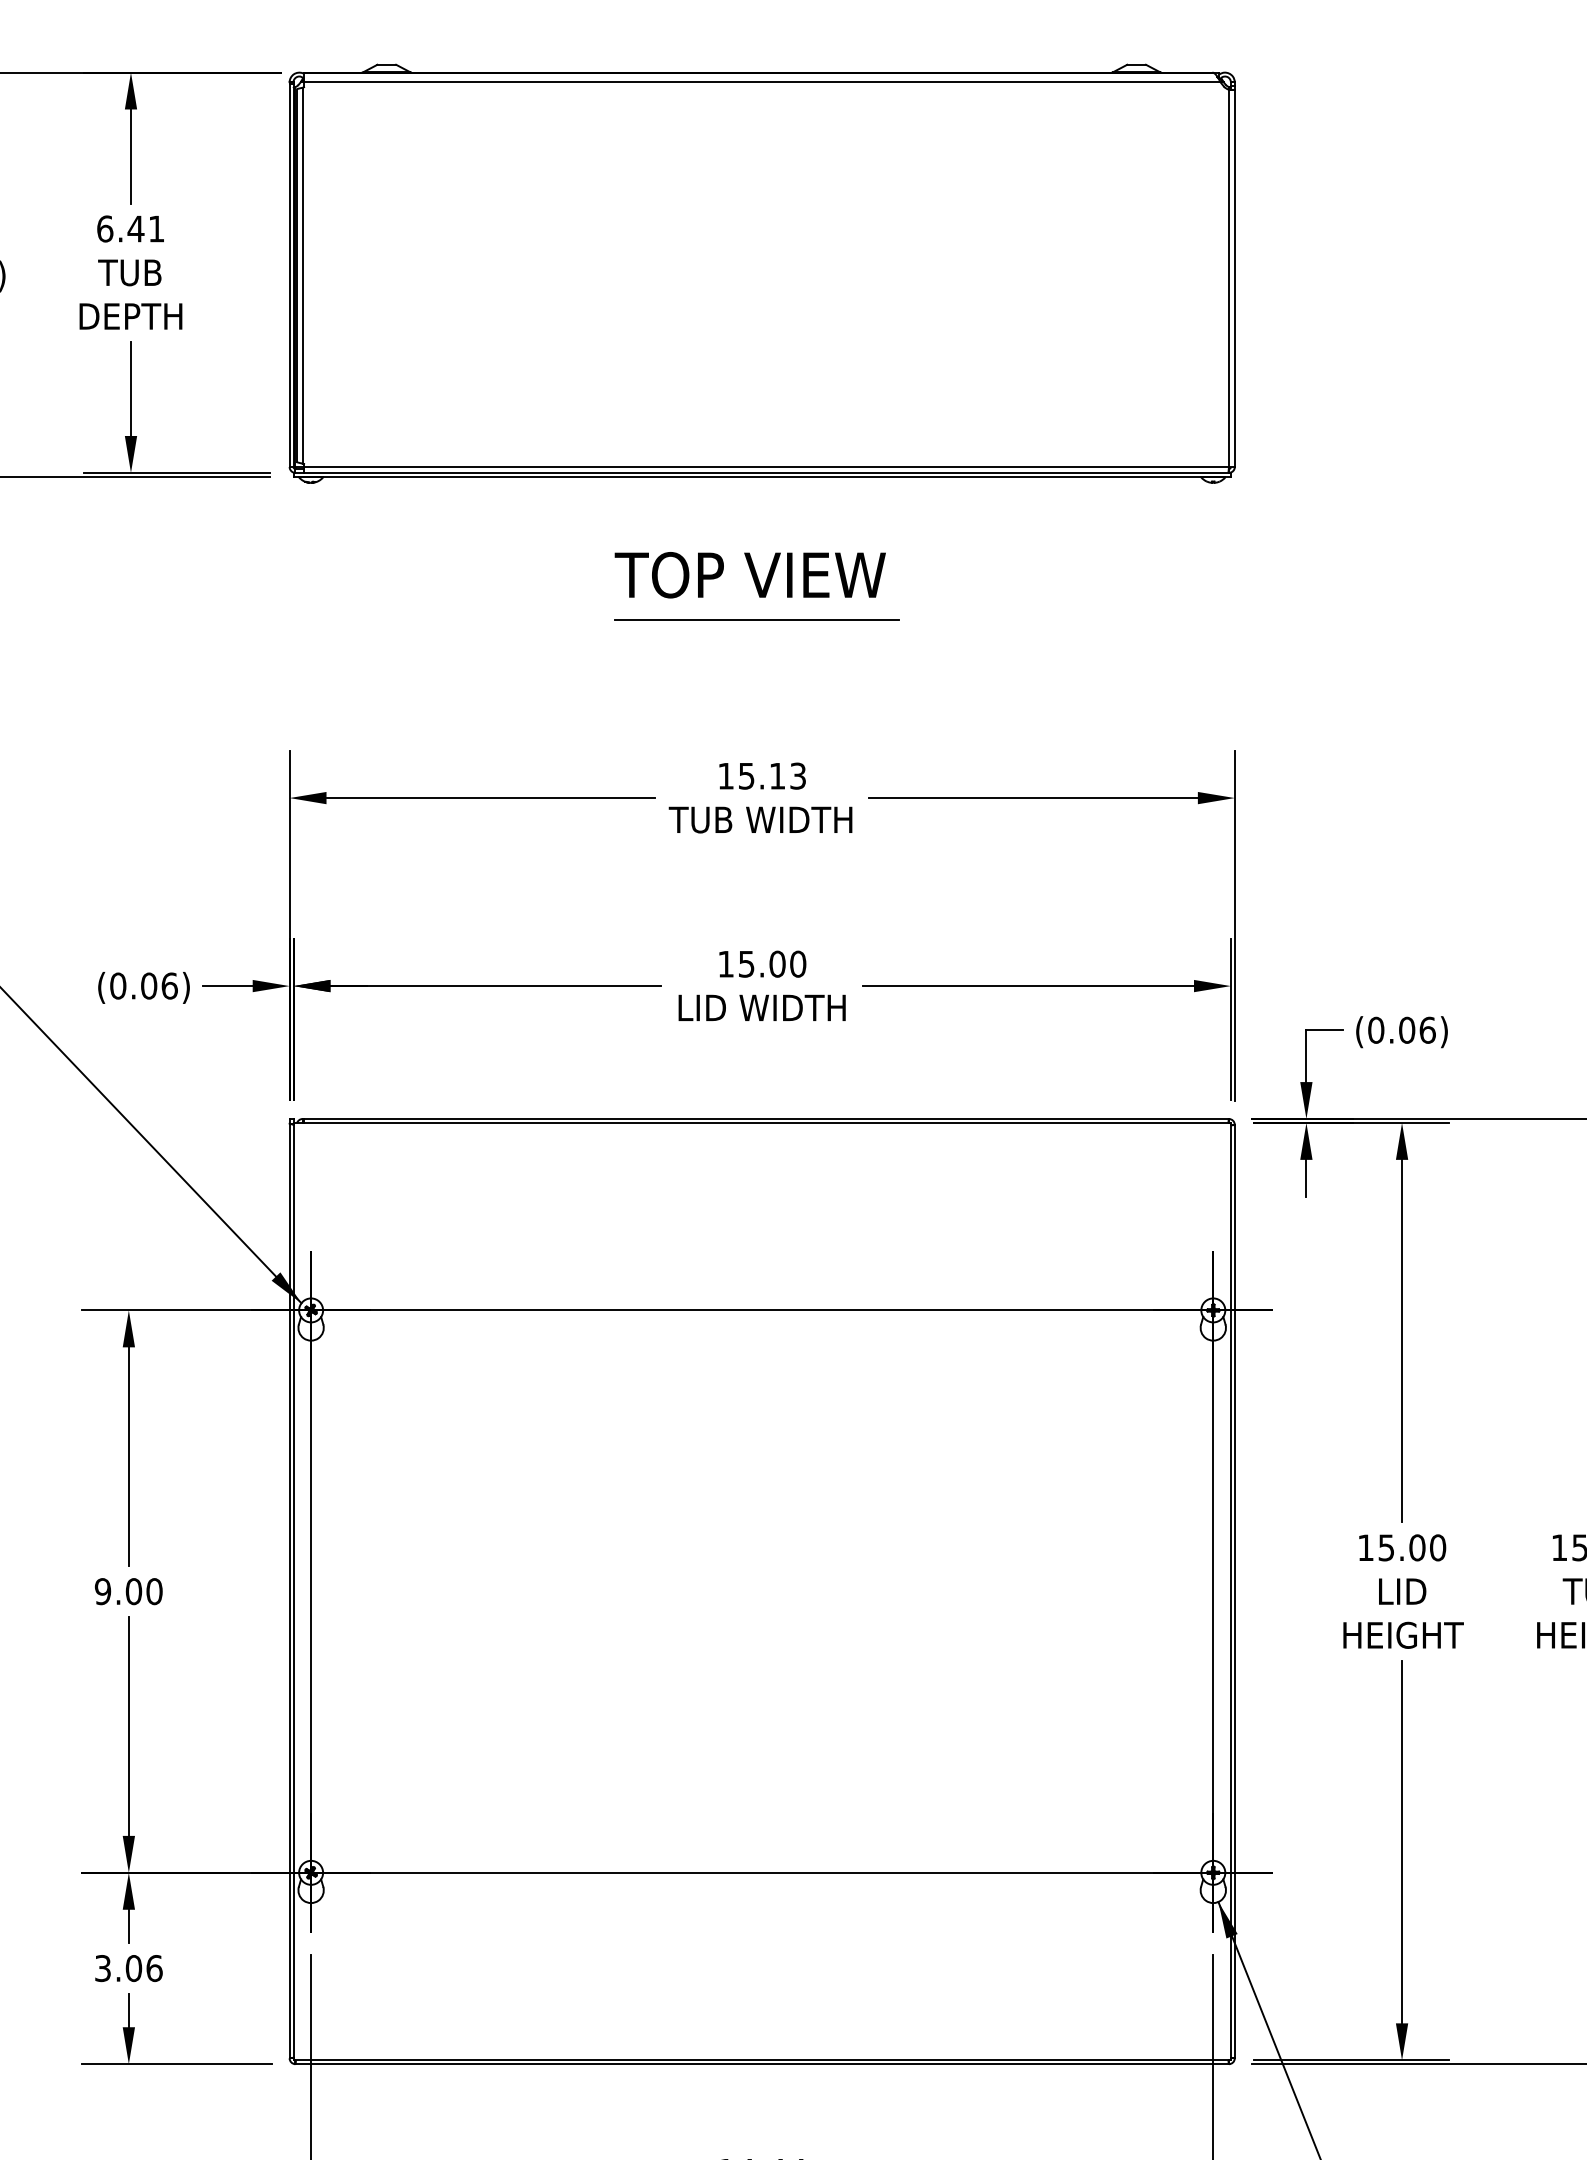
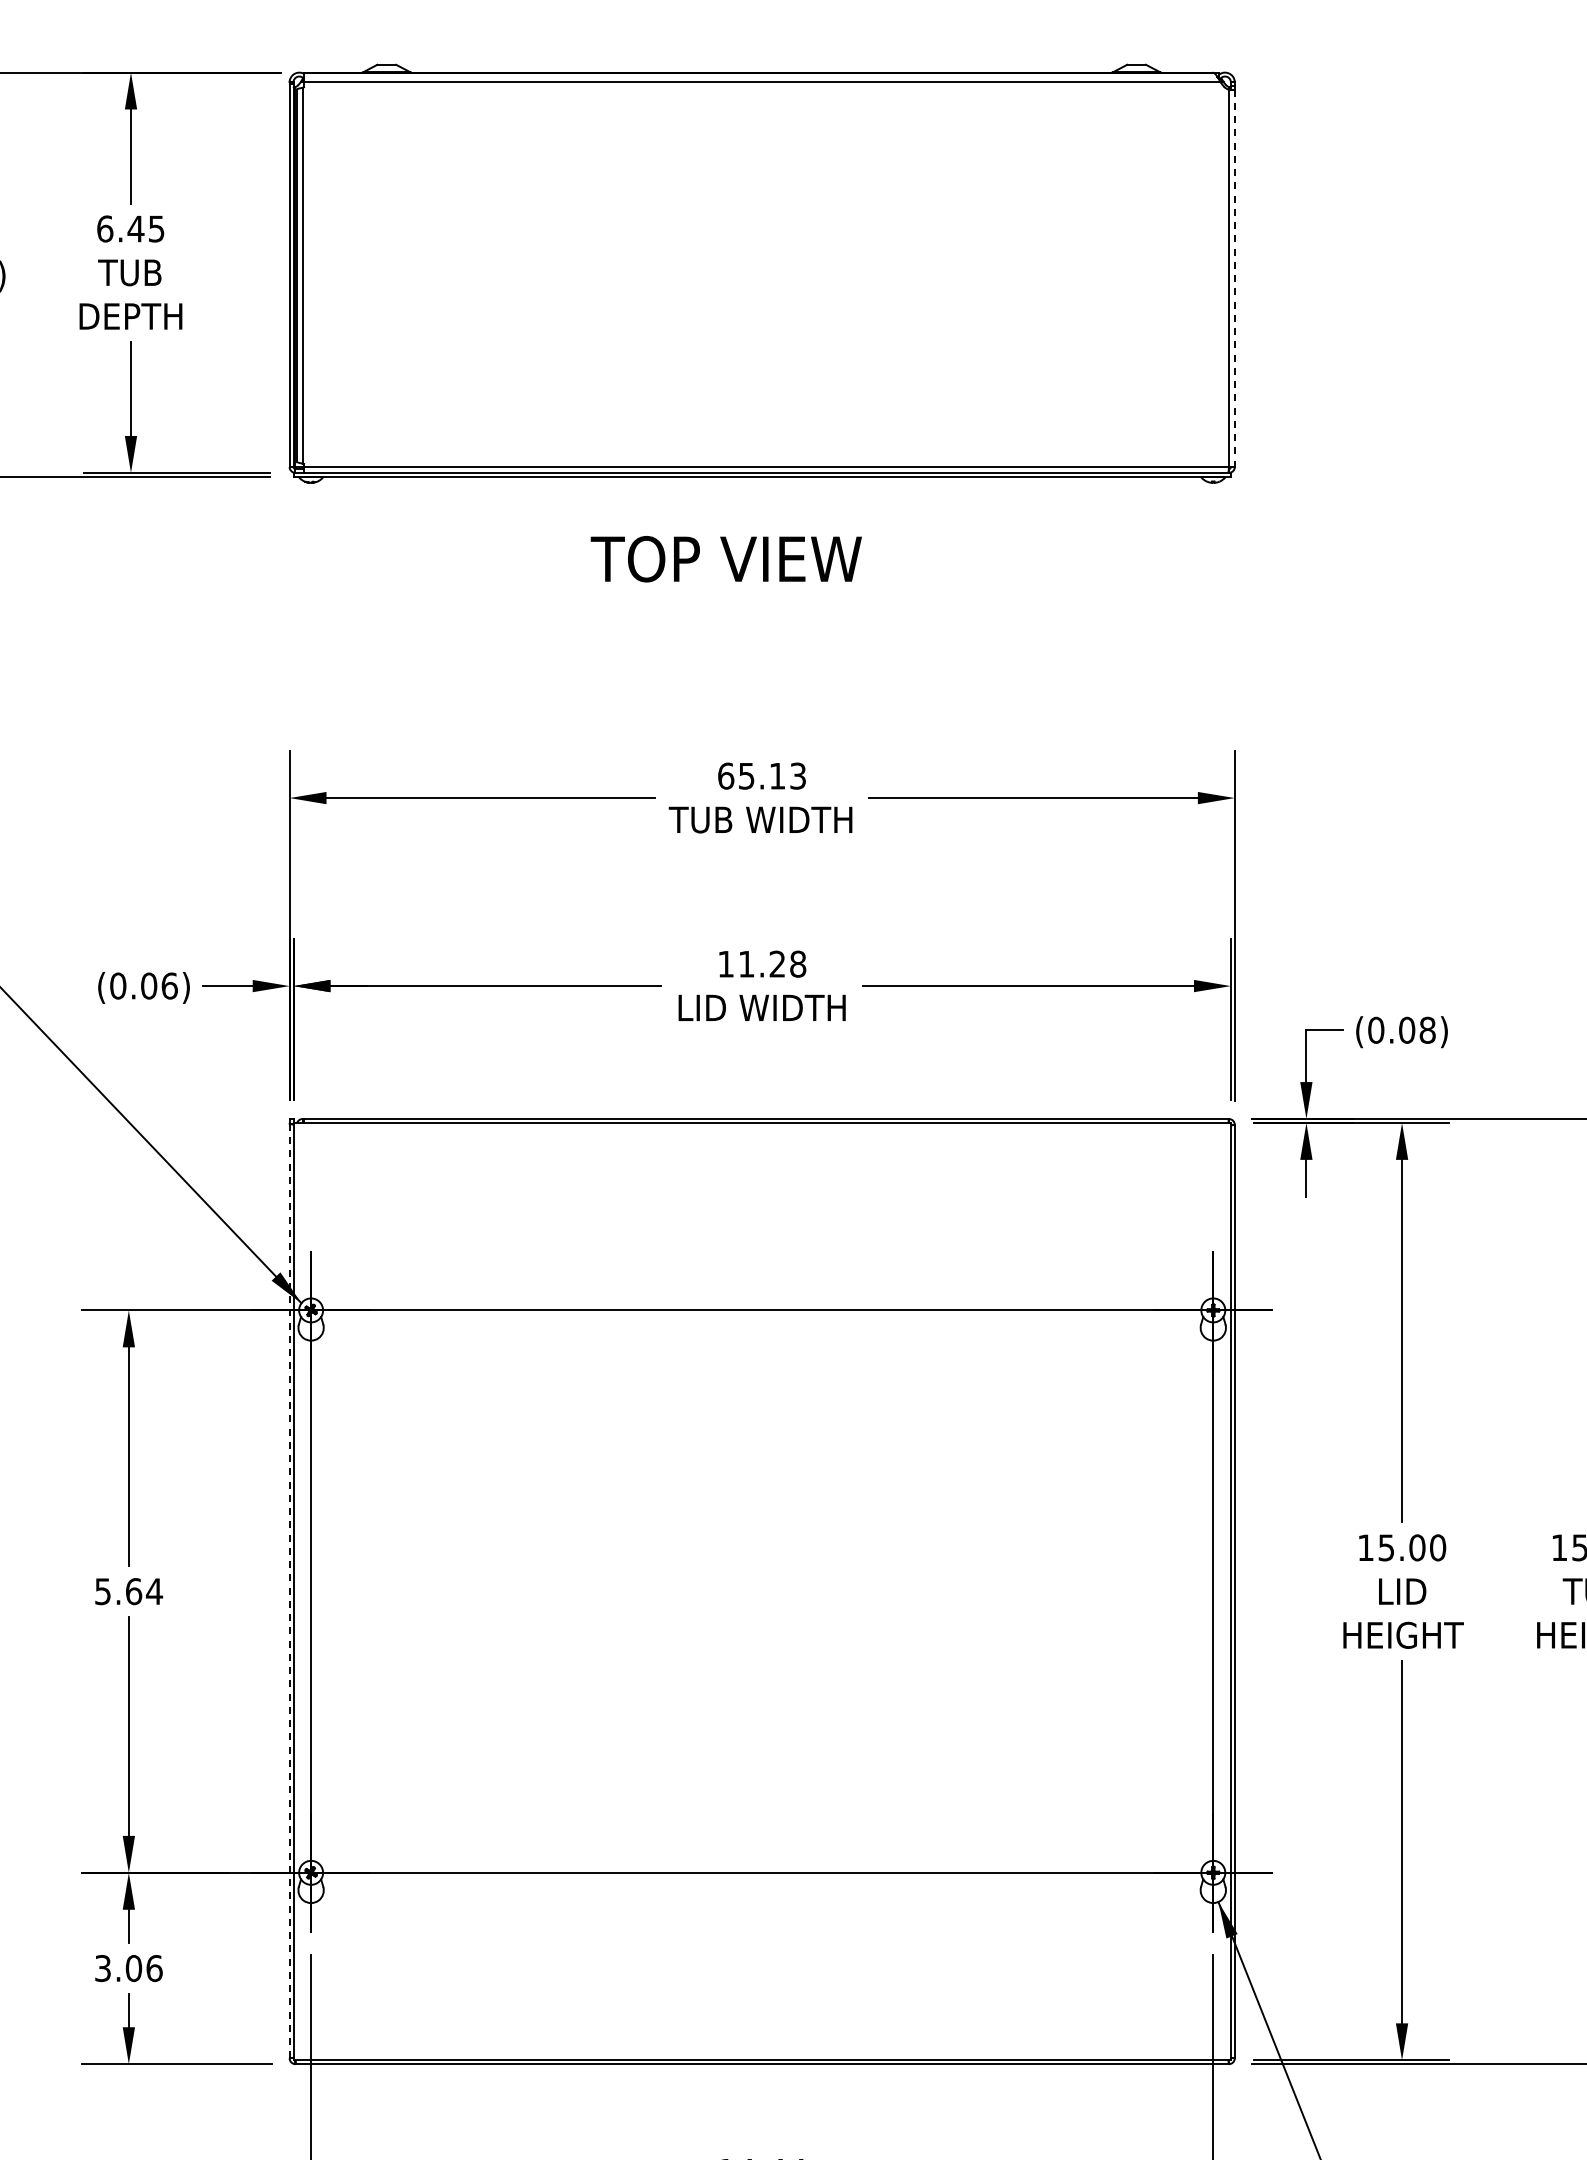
text: 6.41 -> 6.45 (156, 228)
line: solid -> dashed (1234, 278)
text position: (749, 575) -> (725, 559) (725, 559)
line: present -> none (756, 619)
text: 15.13 -> 65.13 (726, 775)
text: 15.00 -> 11.28 (772, 963)
text: (0.06) -> (0.08) (1427, 1029)
line: solid -> dashed (289, 1590)
text: 9.00 -> 5.64 (128, 1591)
